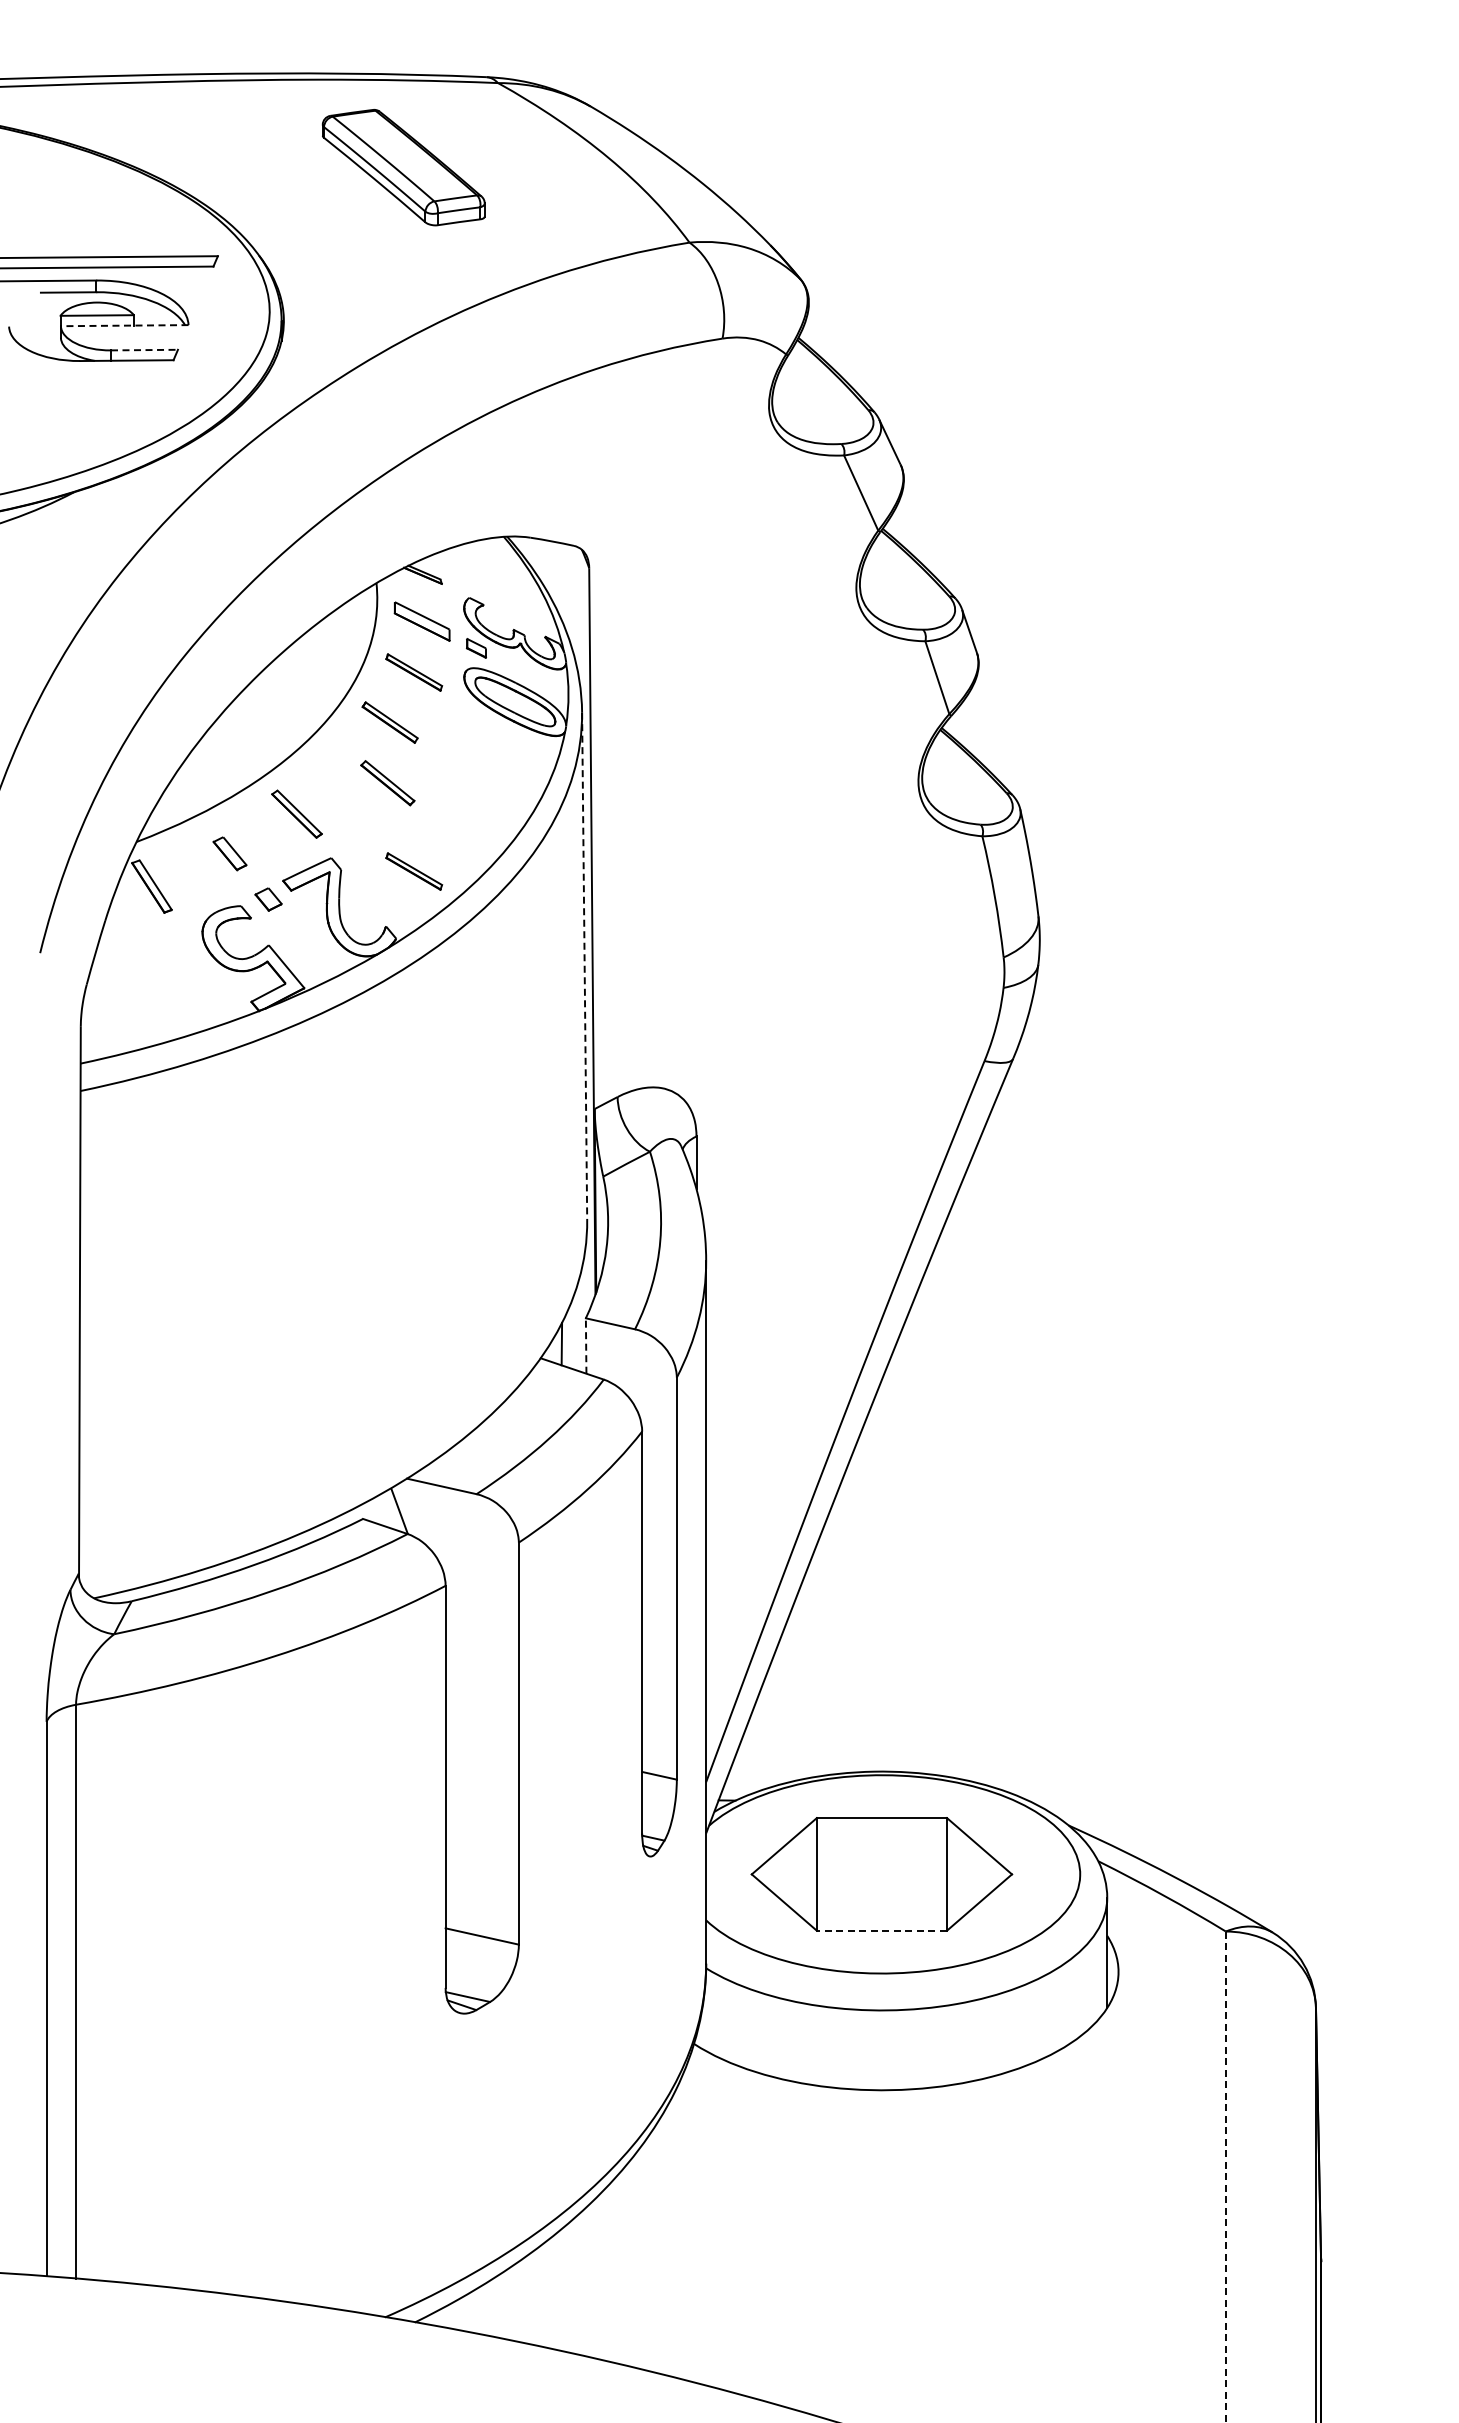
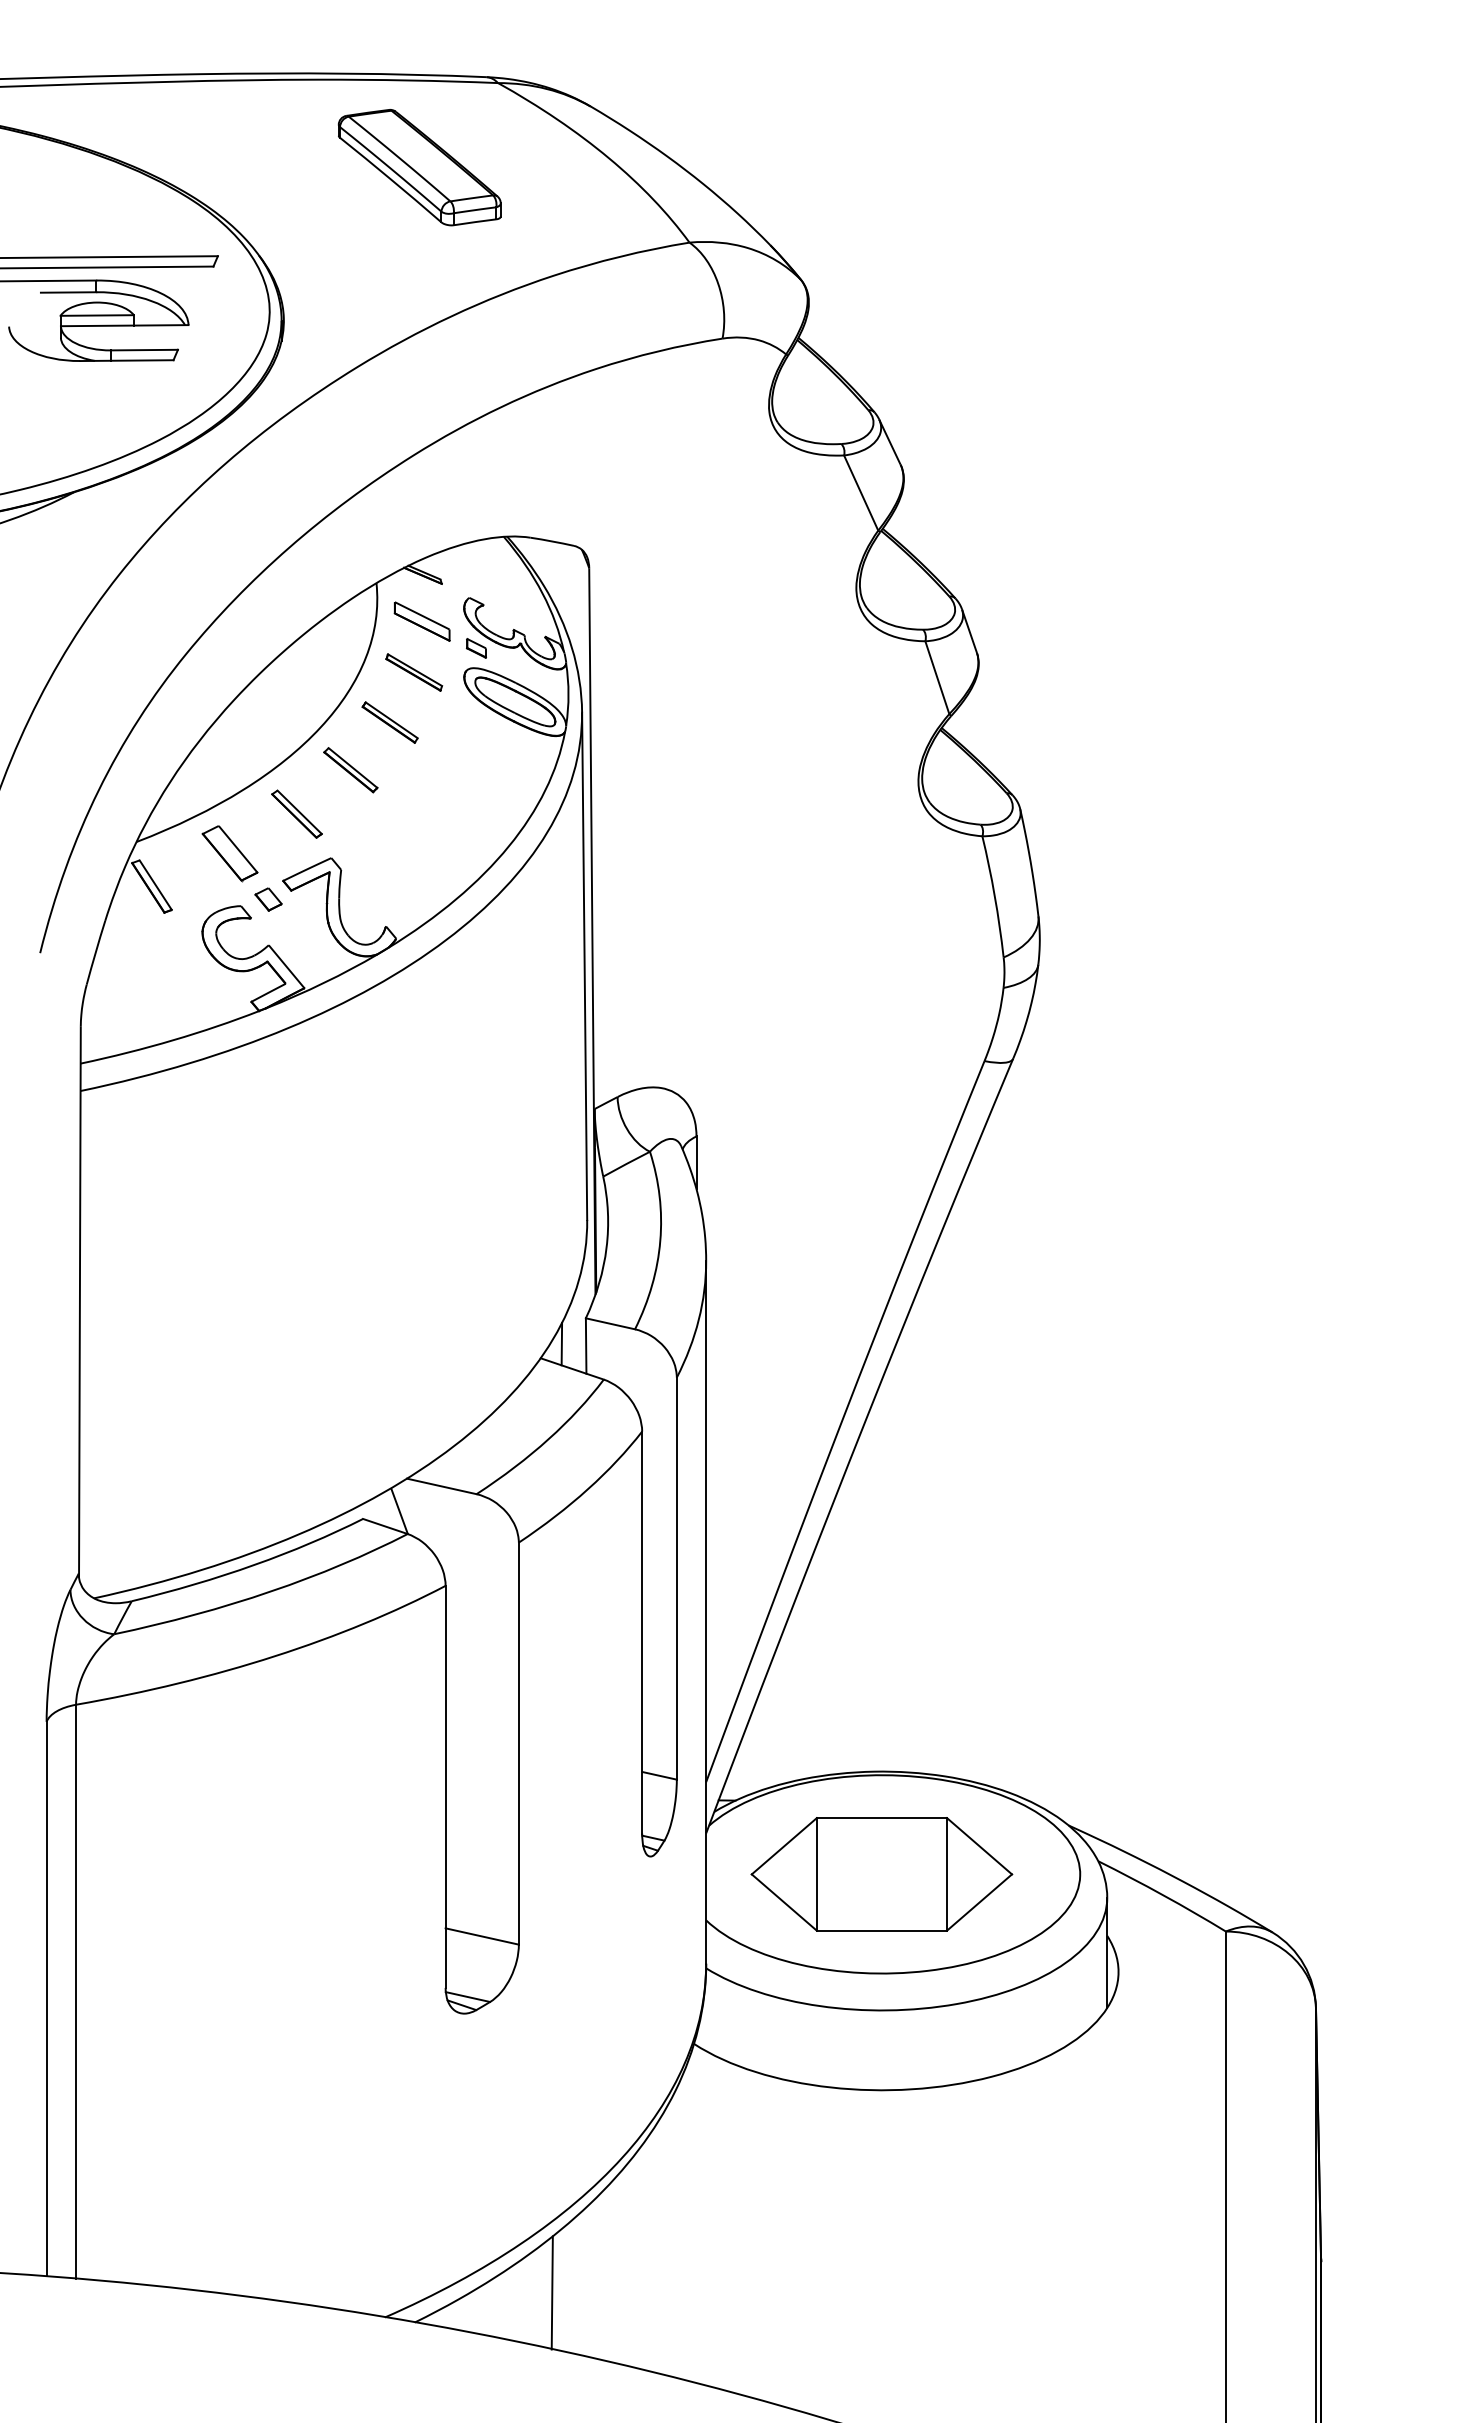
part position: (403, 167) -> (419, 167) (419, 167)
line: dashed -> solid (124, 325)
line: dashed -> solid (144, 350)
part position: (387, 783) -> (350, 770) (350, 770)
part size: 36x36 px -> 58x58 px (229, 853)
part: present -> none (414, 871)
line: dashed -> solid (584, 966)
line: dashed -> solid (586, 1346)
line: dashed -> solid (881, 1930)
line: dashed -> solid (1225, 2177)
line: none -> present (551, 2292)
